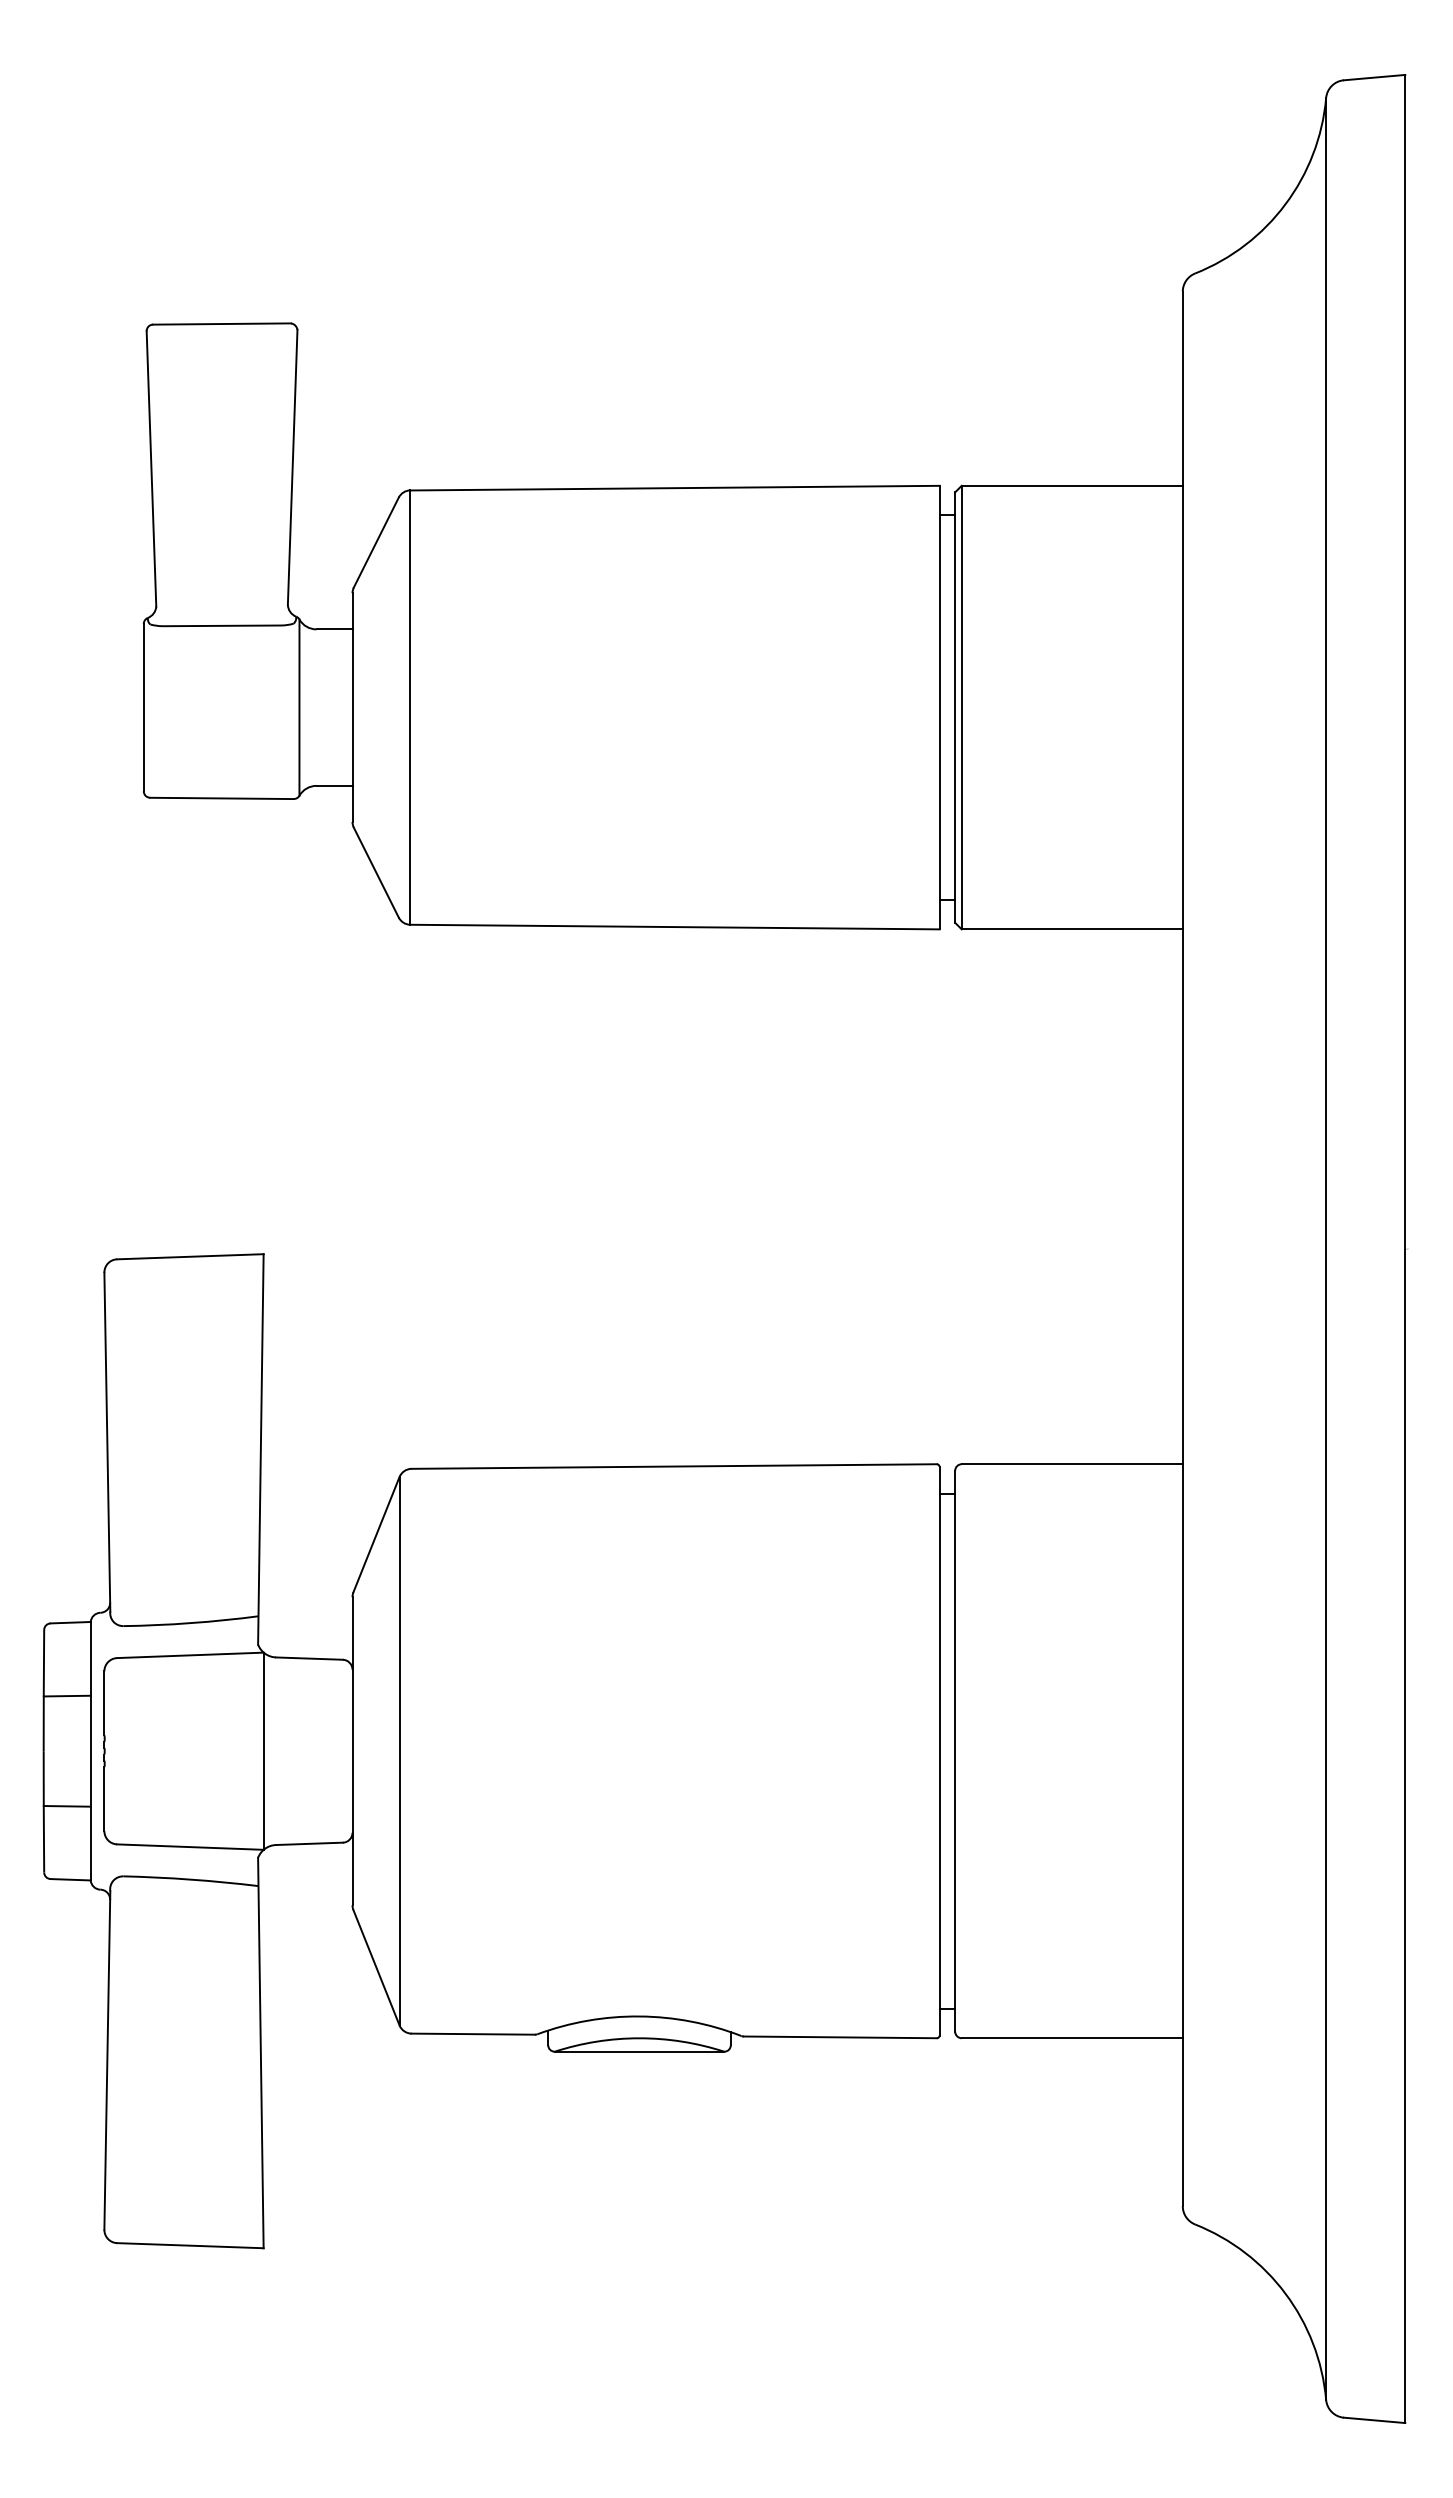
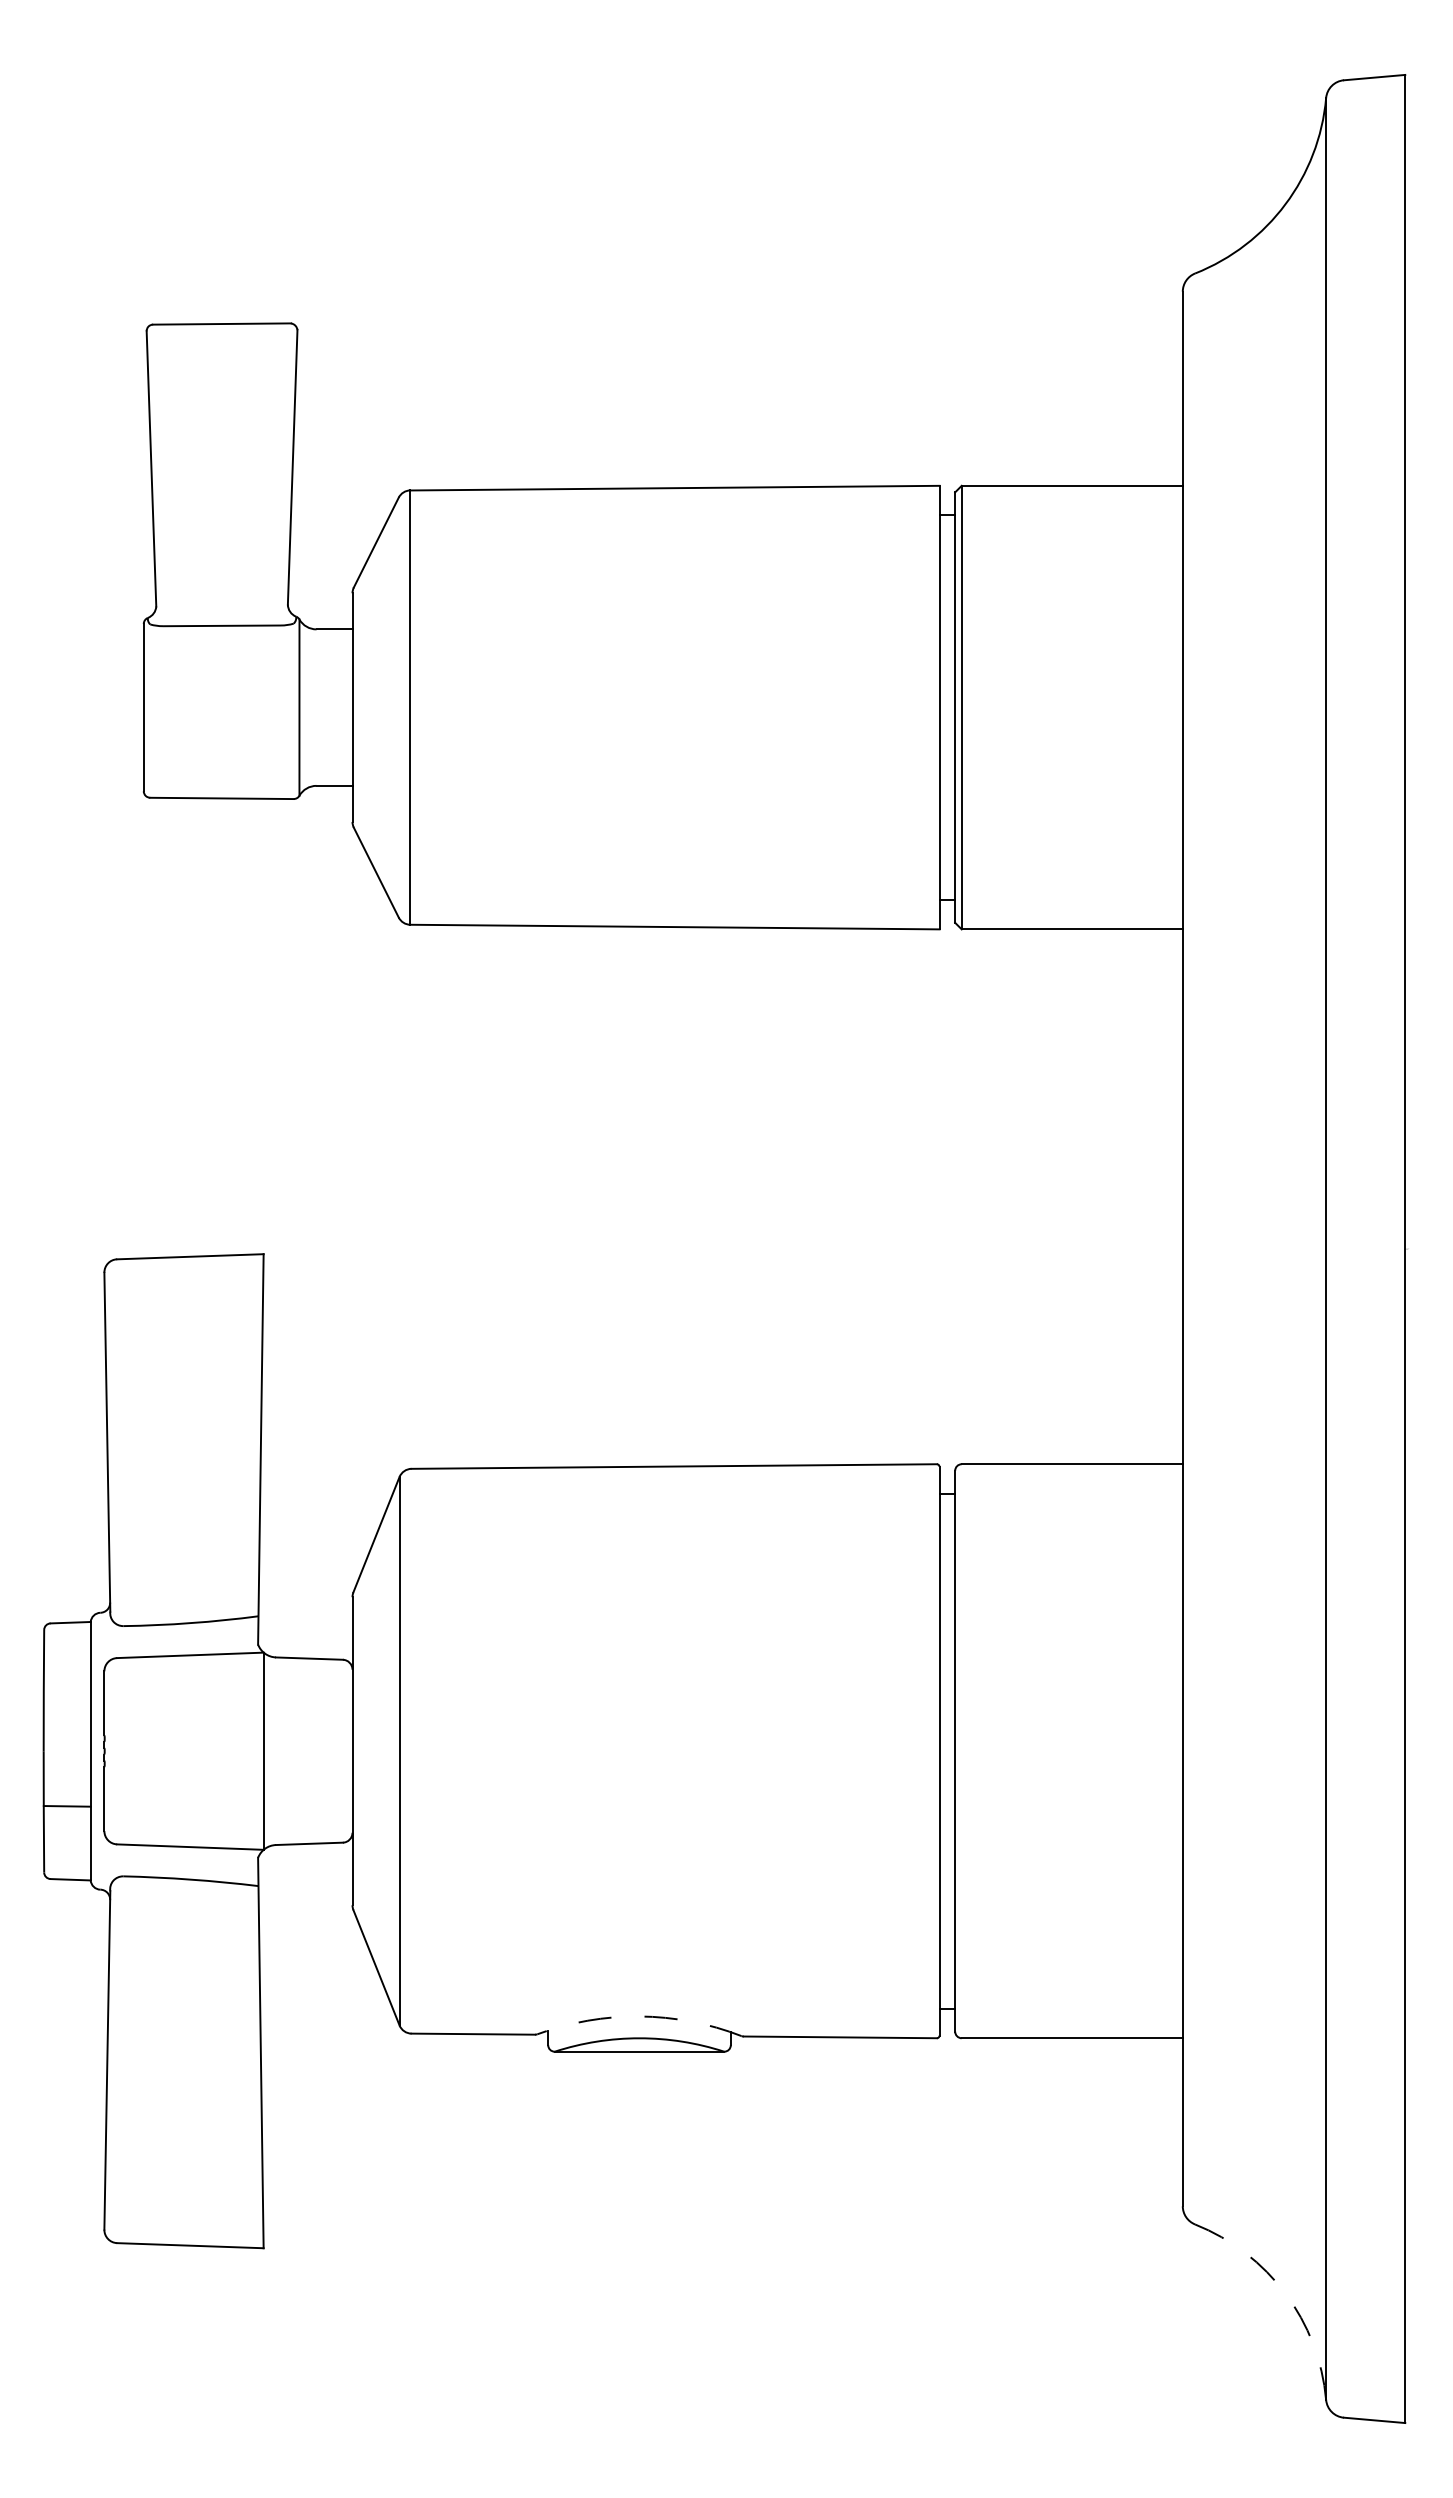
line: present -> none (66, 1695)
arc: solid -> dashed (639, 2016)
arc: solid -> dashed (1285, 2293)
